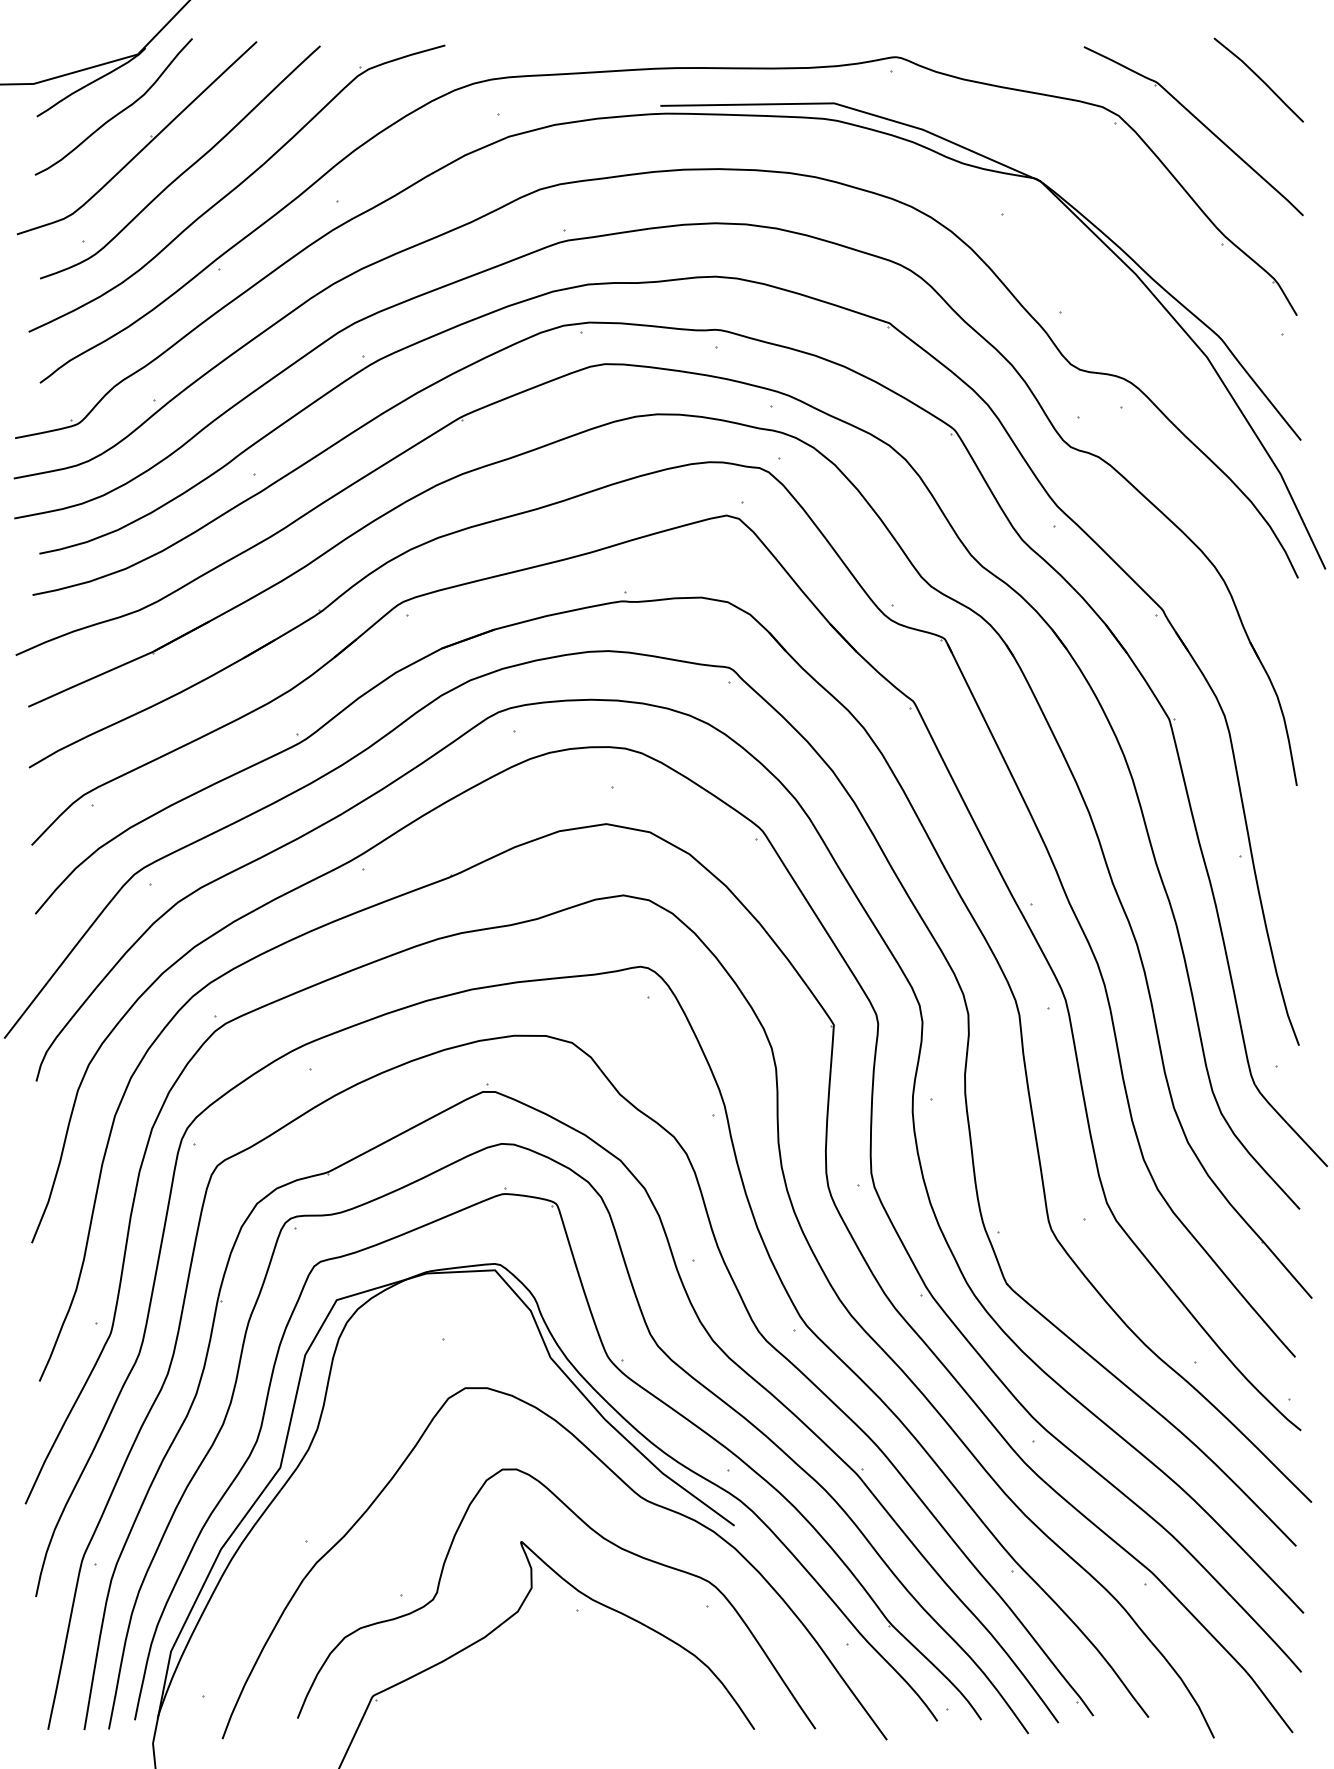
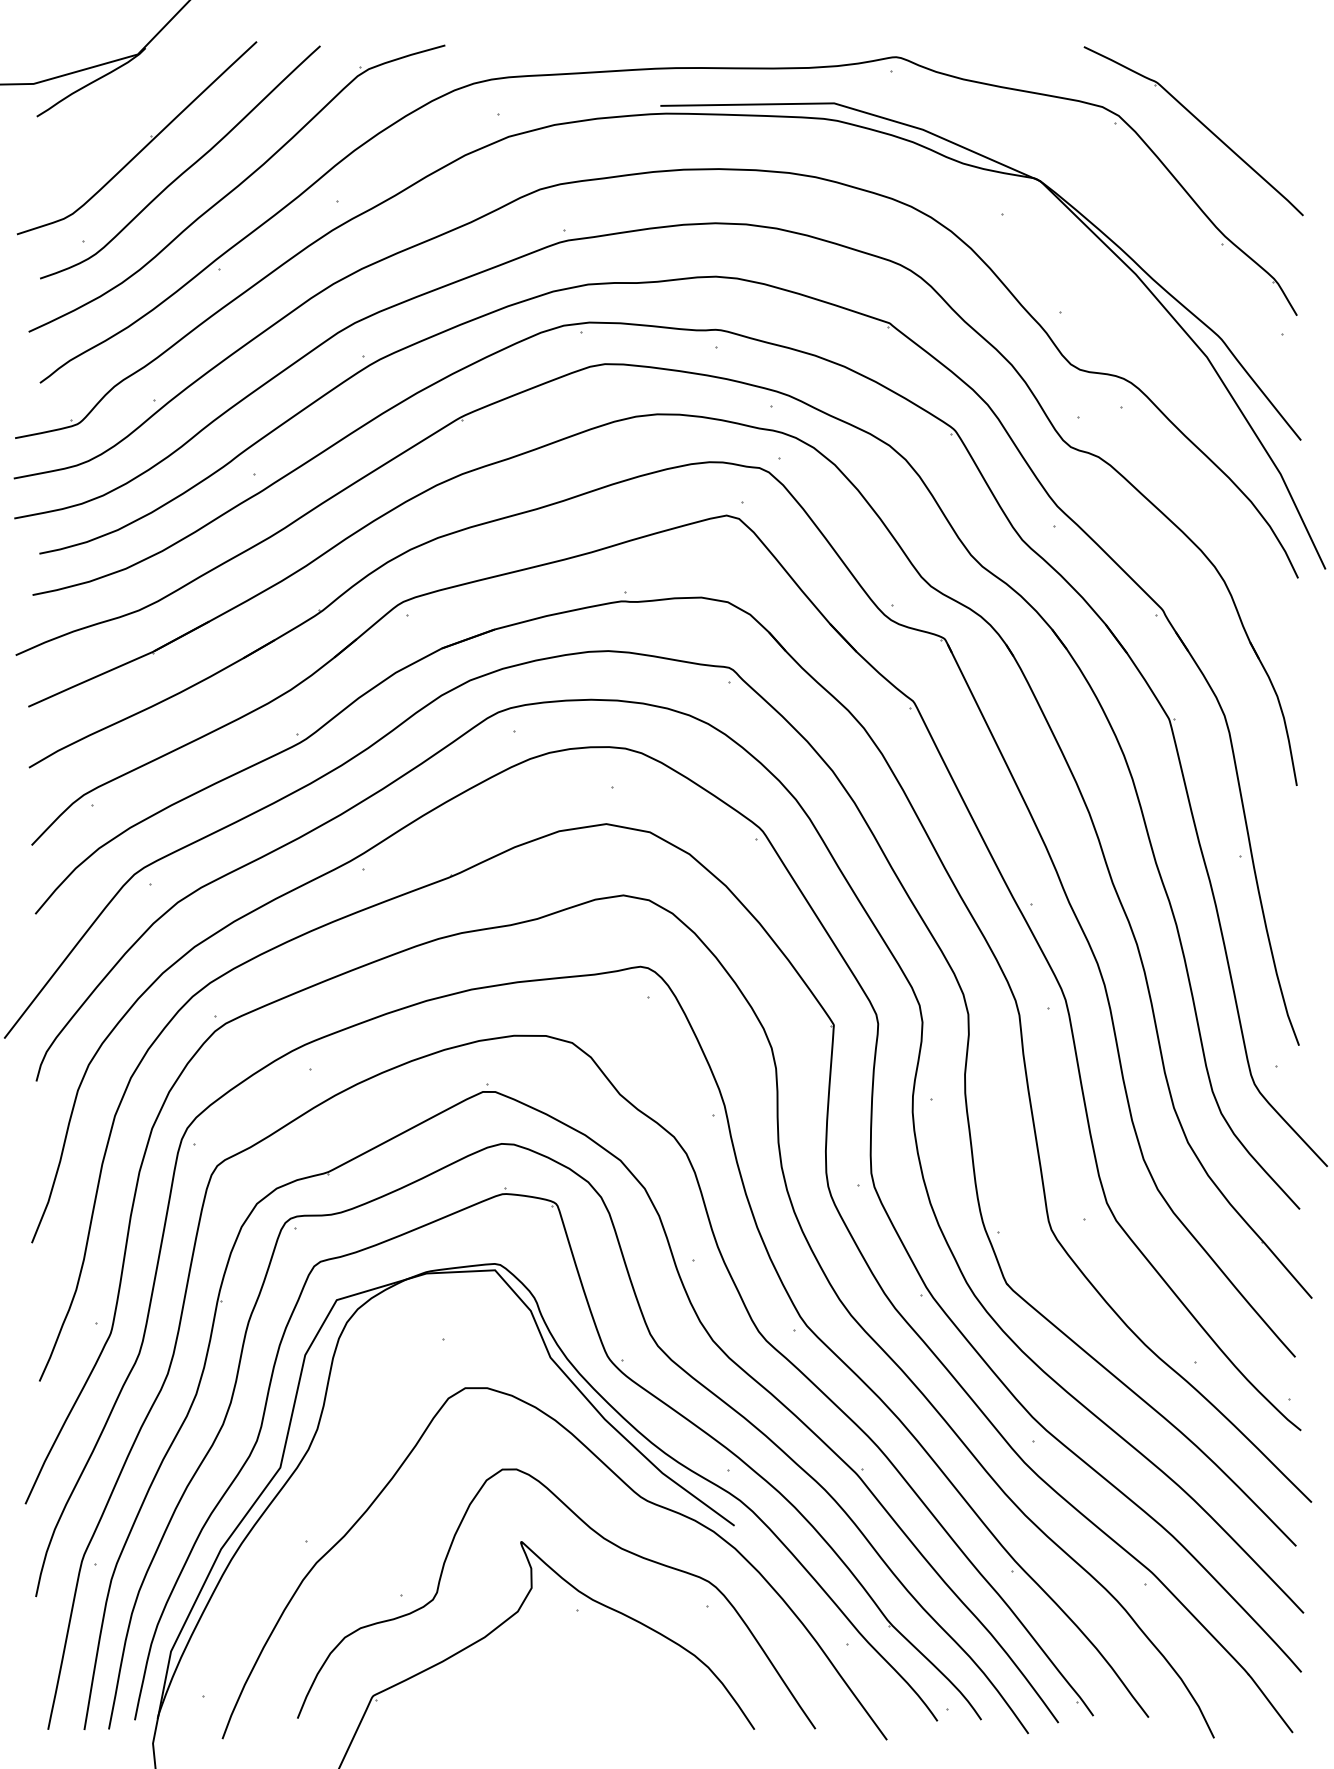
line: present -> none (1258, 78)
curve: present -> none (118, 112)
